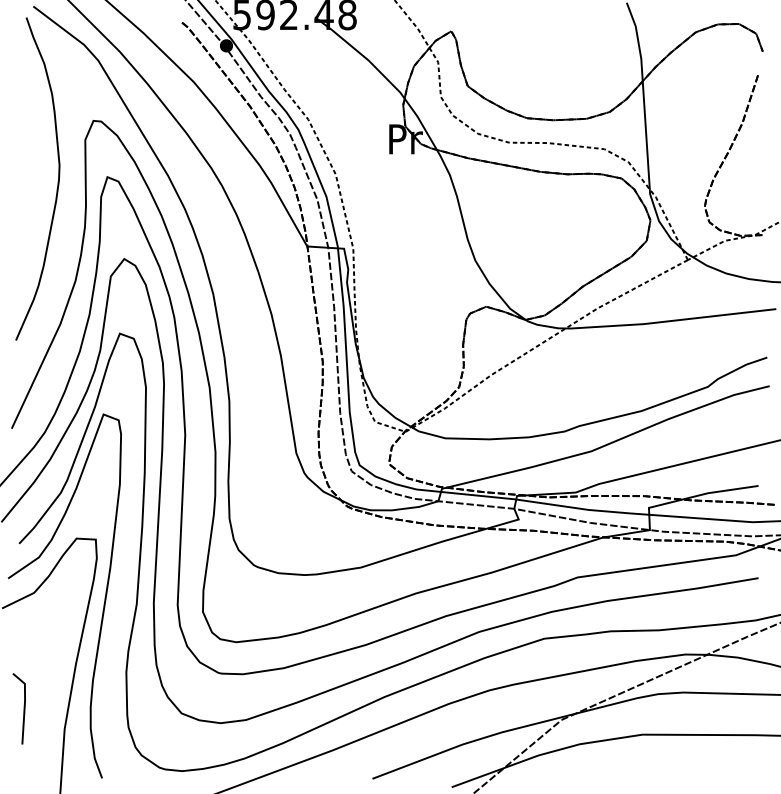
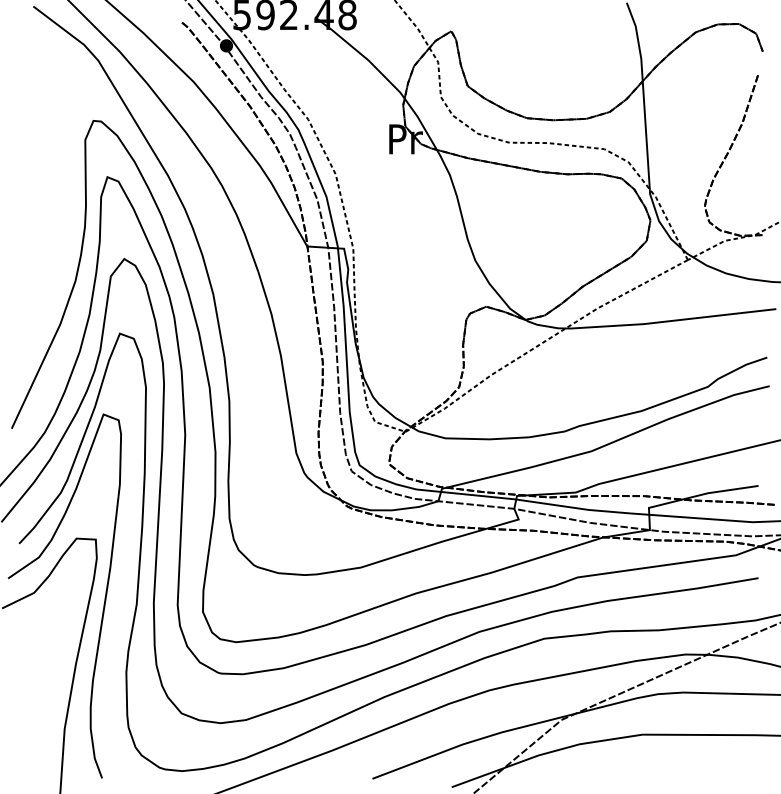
curve: present -> none (57, 181)
line: present -> none (23, 708)
